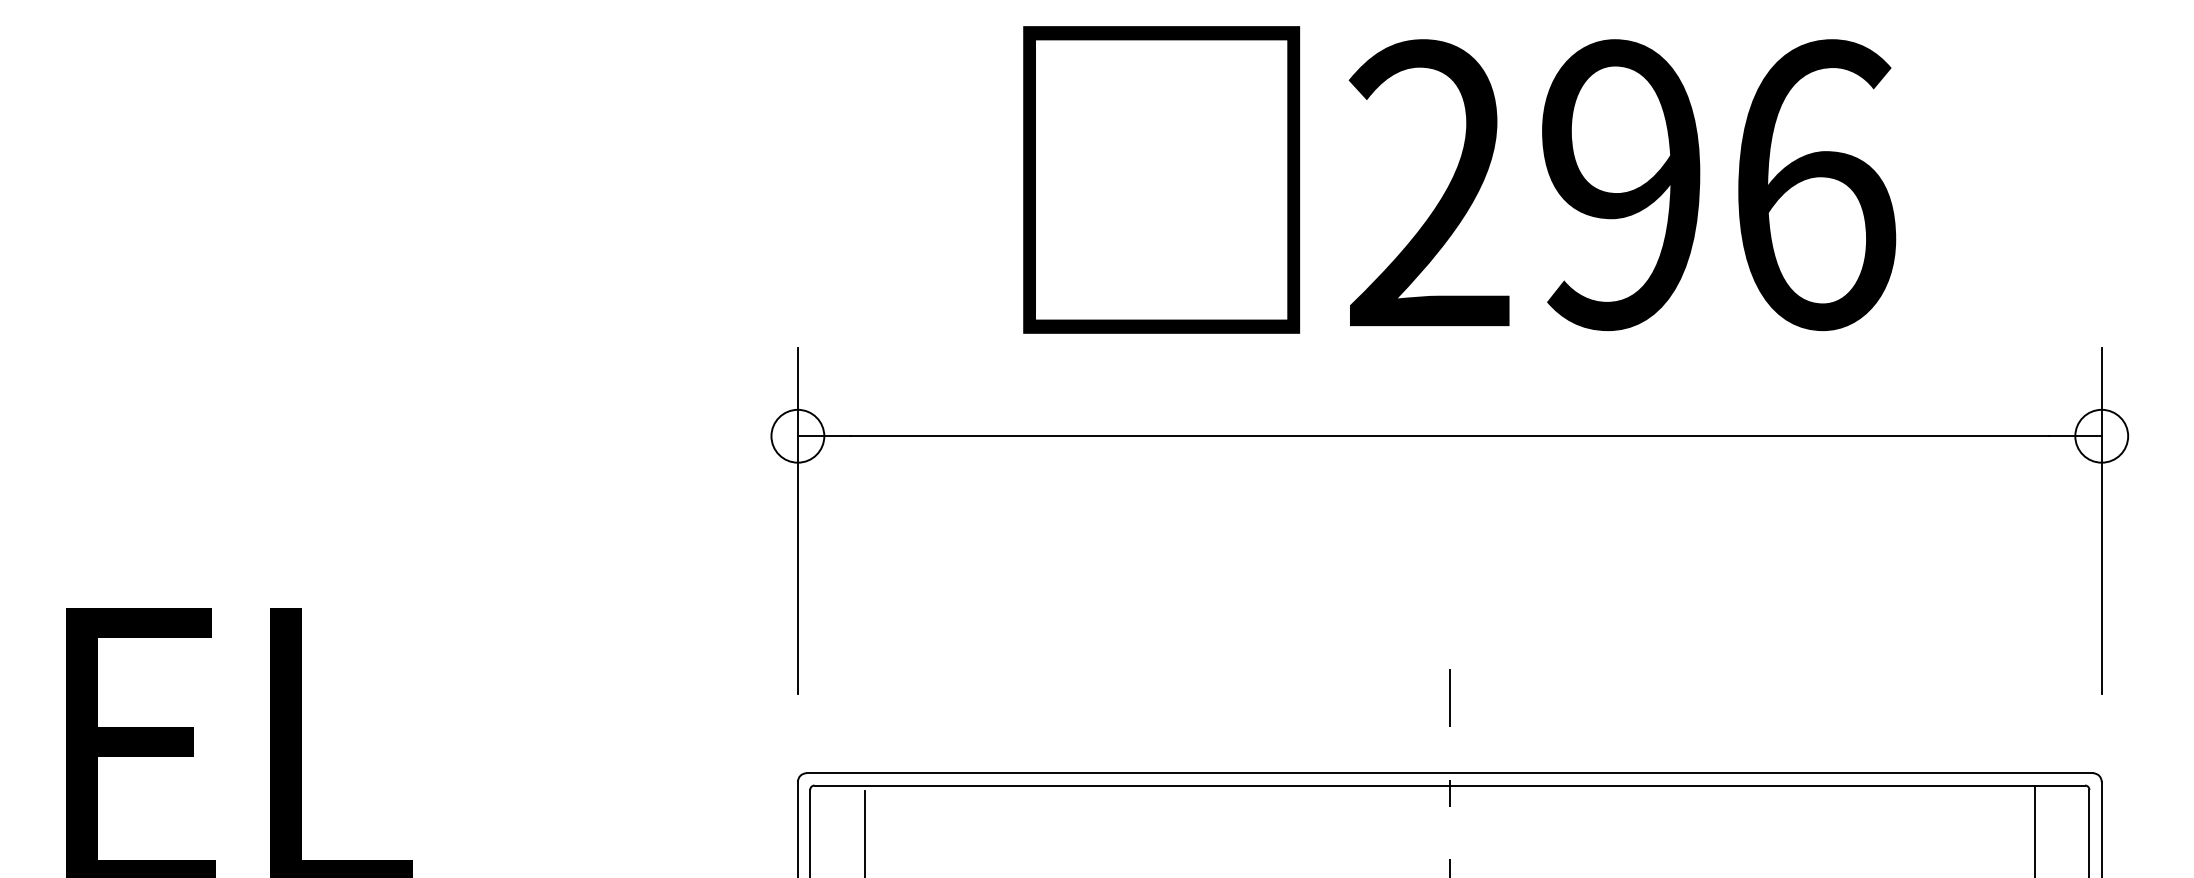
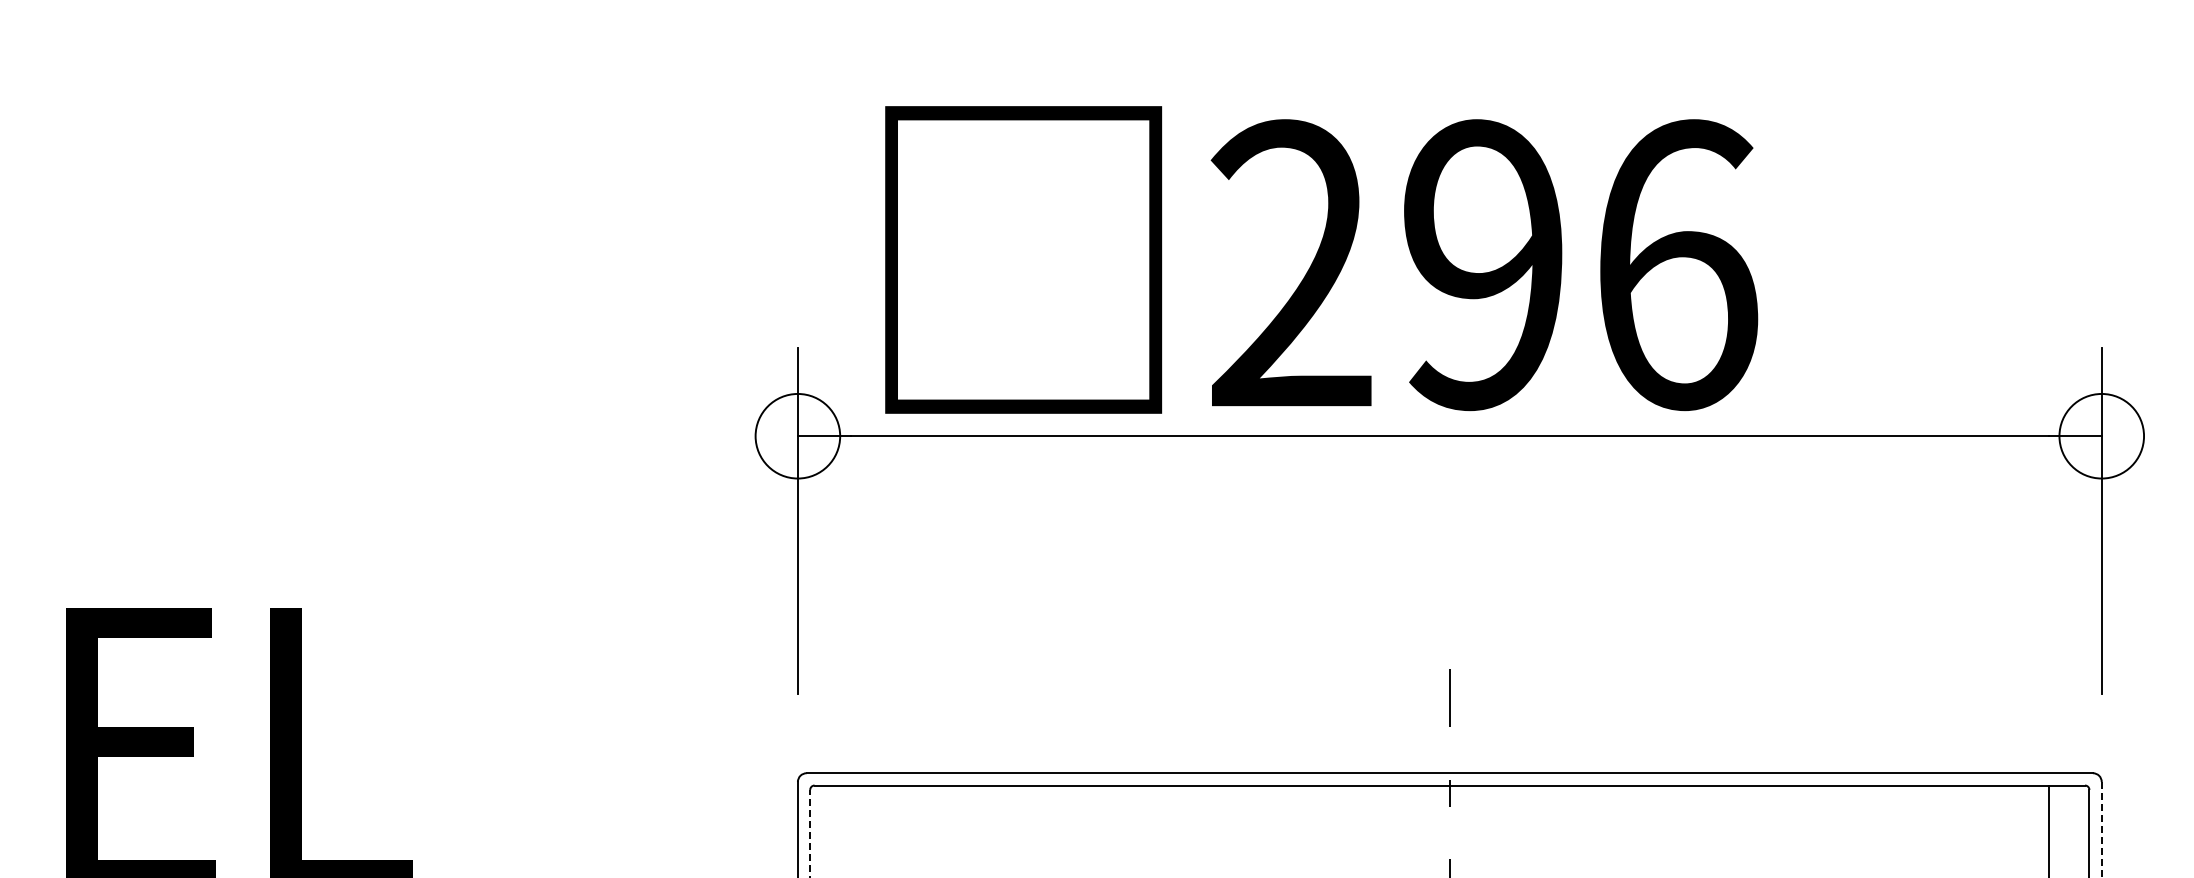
text position: (1459, 179) -> (1321, 259) (1321, 259)
circle diameter: 53 px -> 85 px (797, 435)
circle diameter: 53 px -> 85 px (2101, 435)
line position: (2034, 829) -> (2048, 829) (2048, 829)
line: solid -> dashed (2101, 830)
line: present -> none (865, 832)
line: solid -> dashed (810, 833)
